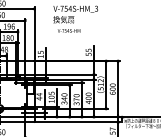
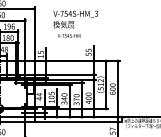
text position: (75, 18) -> (75, 23) (75, 23)
